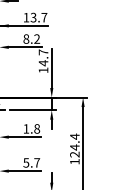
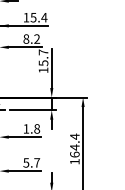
text: 13.7 -> 15.4 (39, 17)
text: 14.7 -> 15.7 (43, 63)
text: 124.4 -> 164.4 (74, 154)
